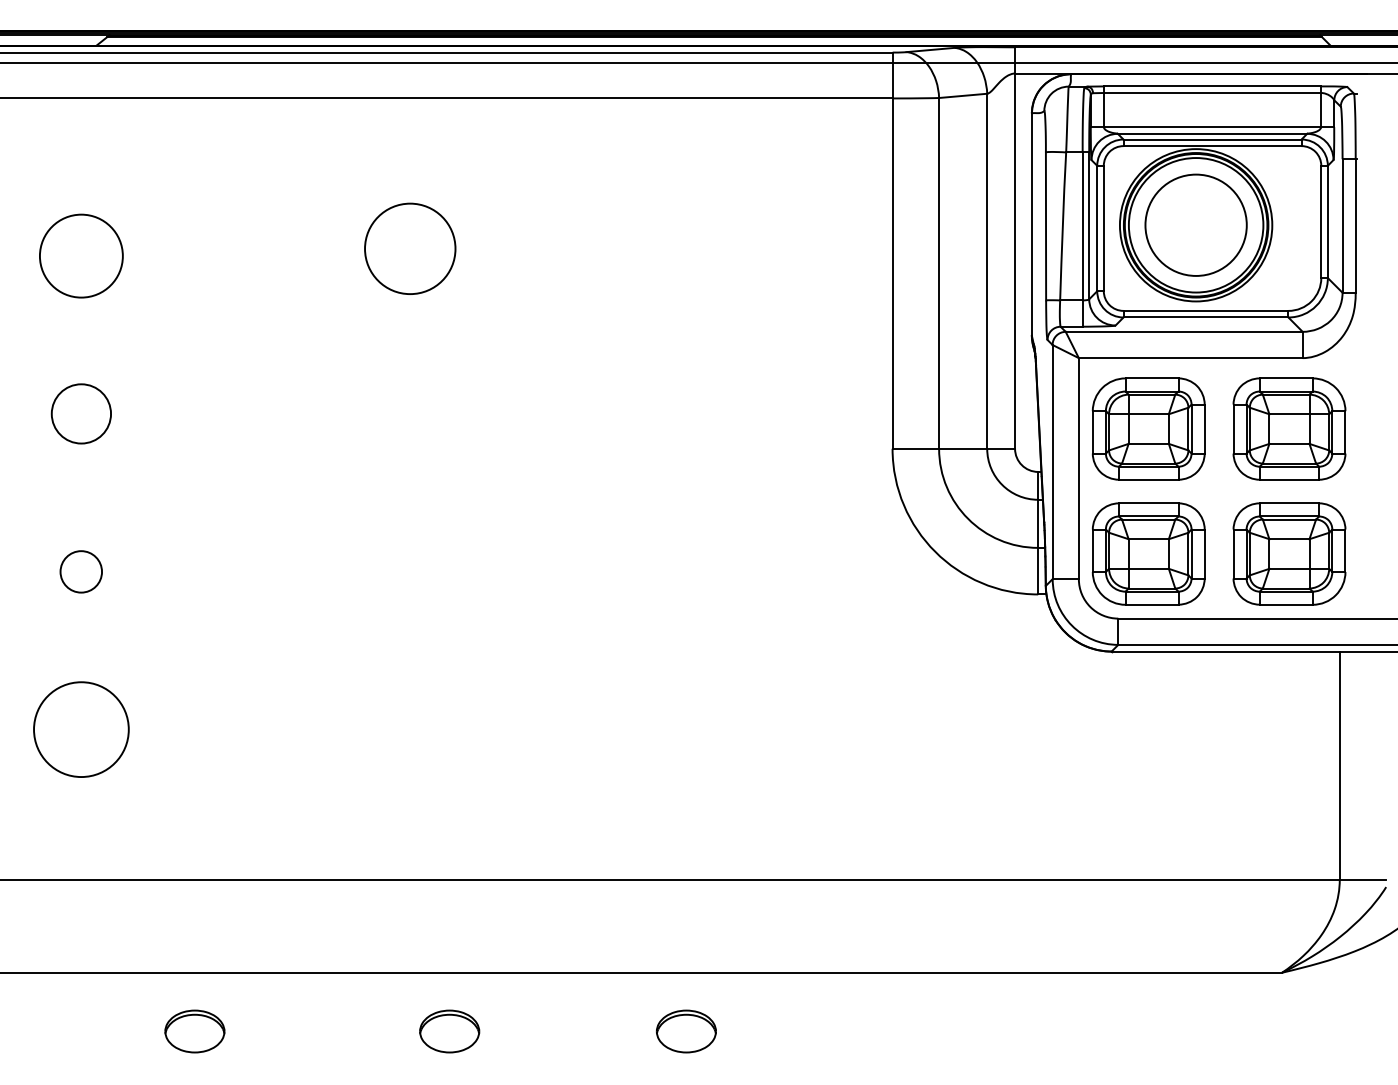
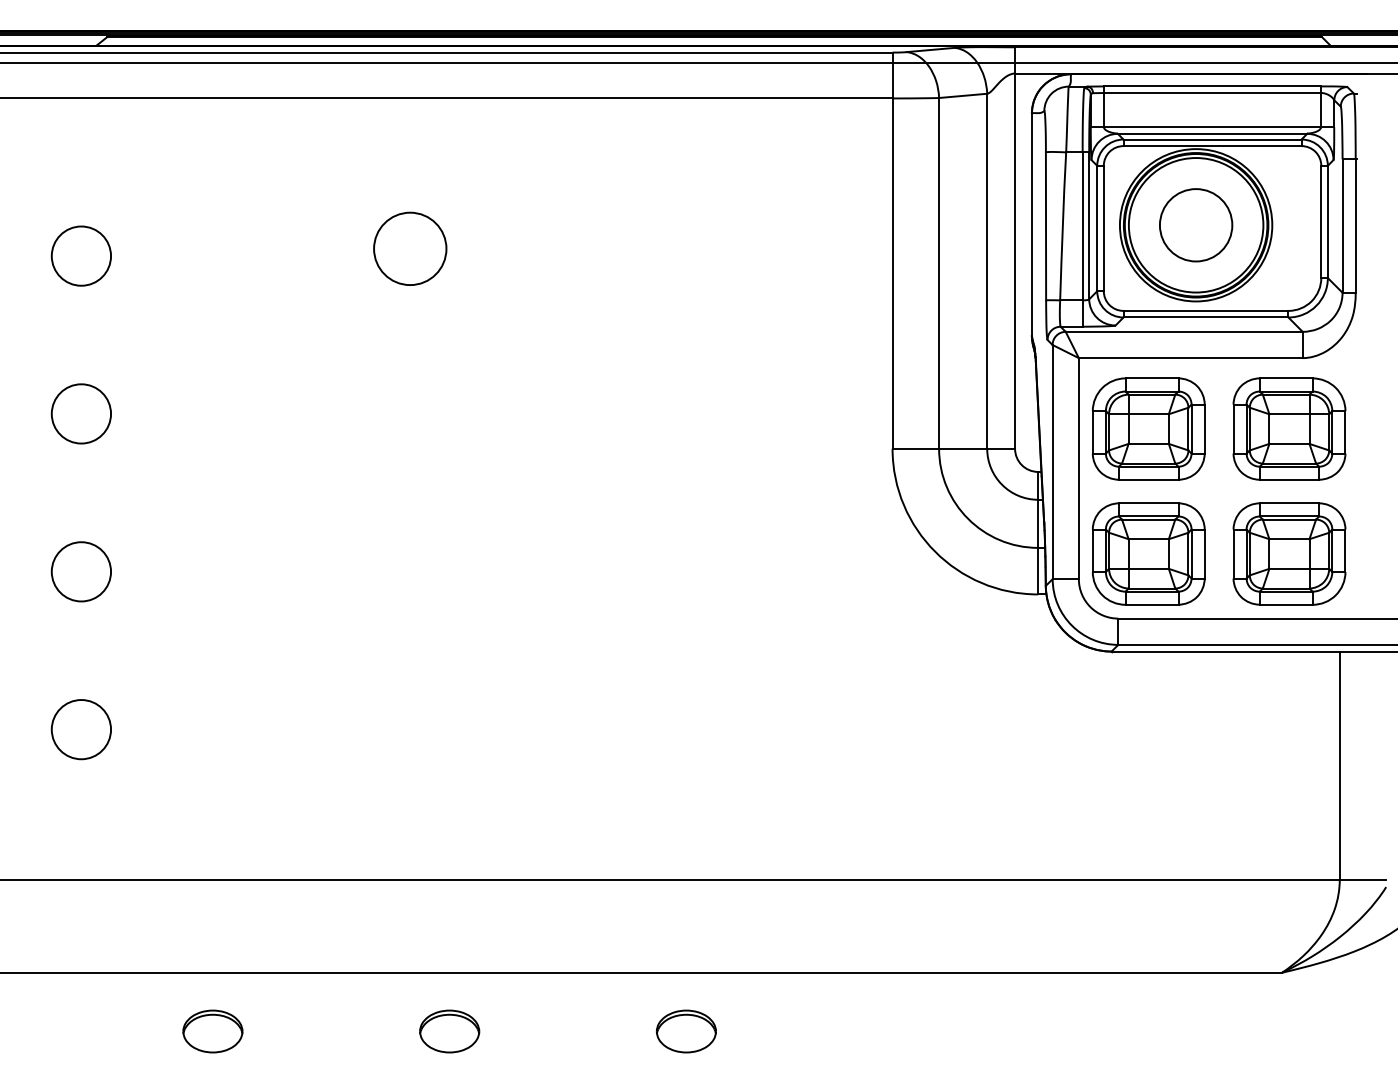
circle diameter: 101 px -> 72 px (1195, 225)
circle diameter: 90 px -> 72 px (410, 248)
circle diameter: 83 px -> 59 px (81, 255)
circle size: 44x44 px -> 62x62 px (80, 571)
circle diameter: 95 px -> 59 px (81, 729)
part position: (194, 1031) -> (212, 1031) (212, 1031)
